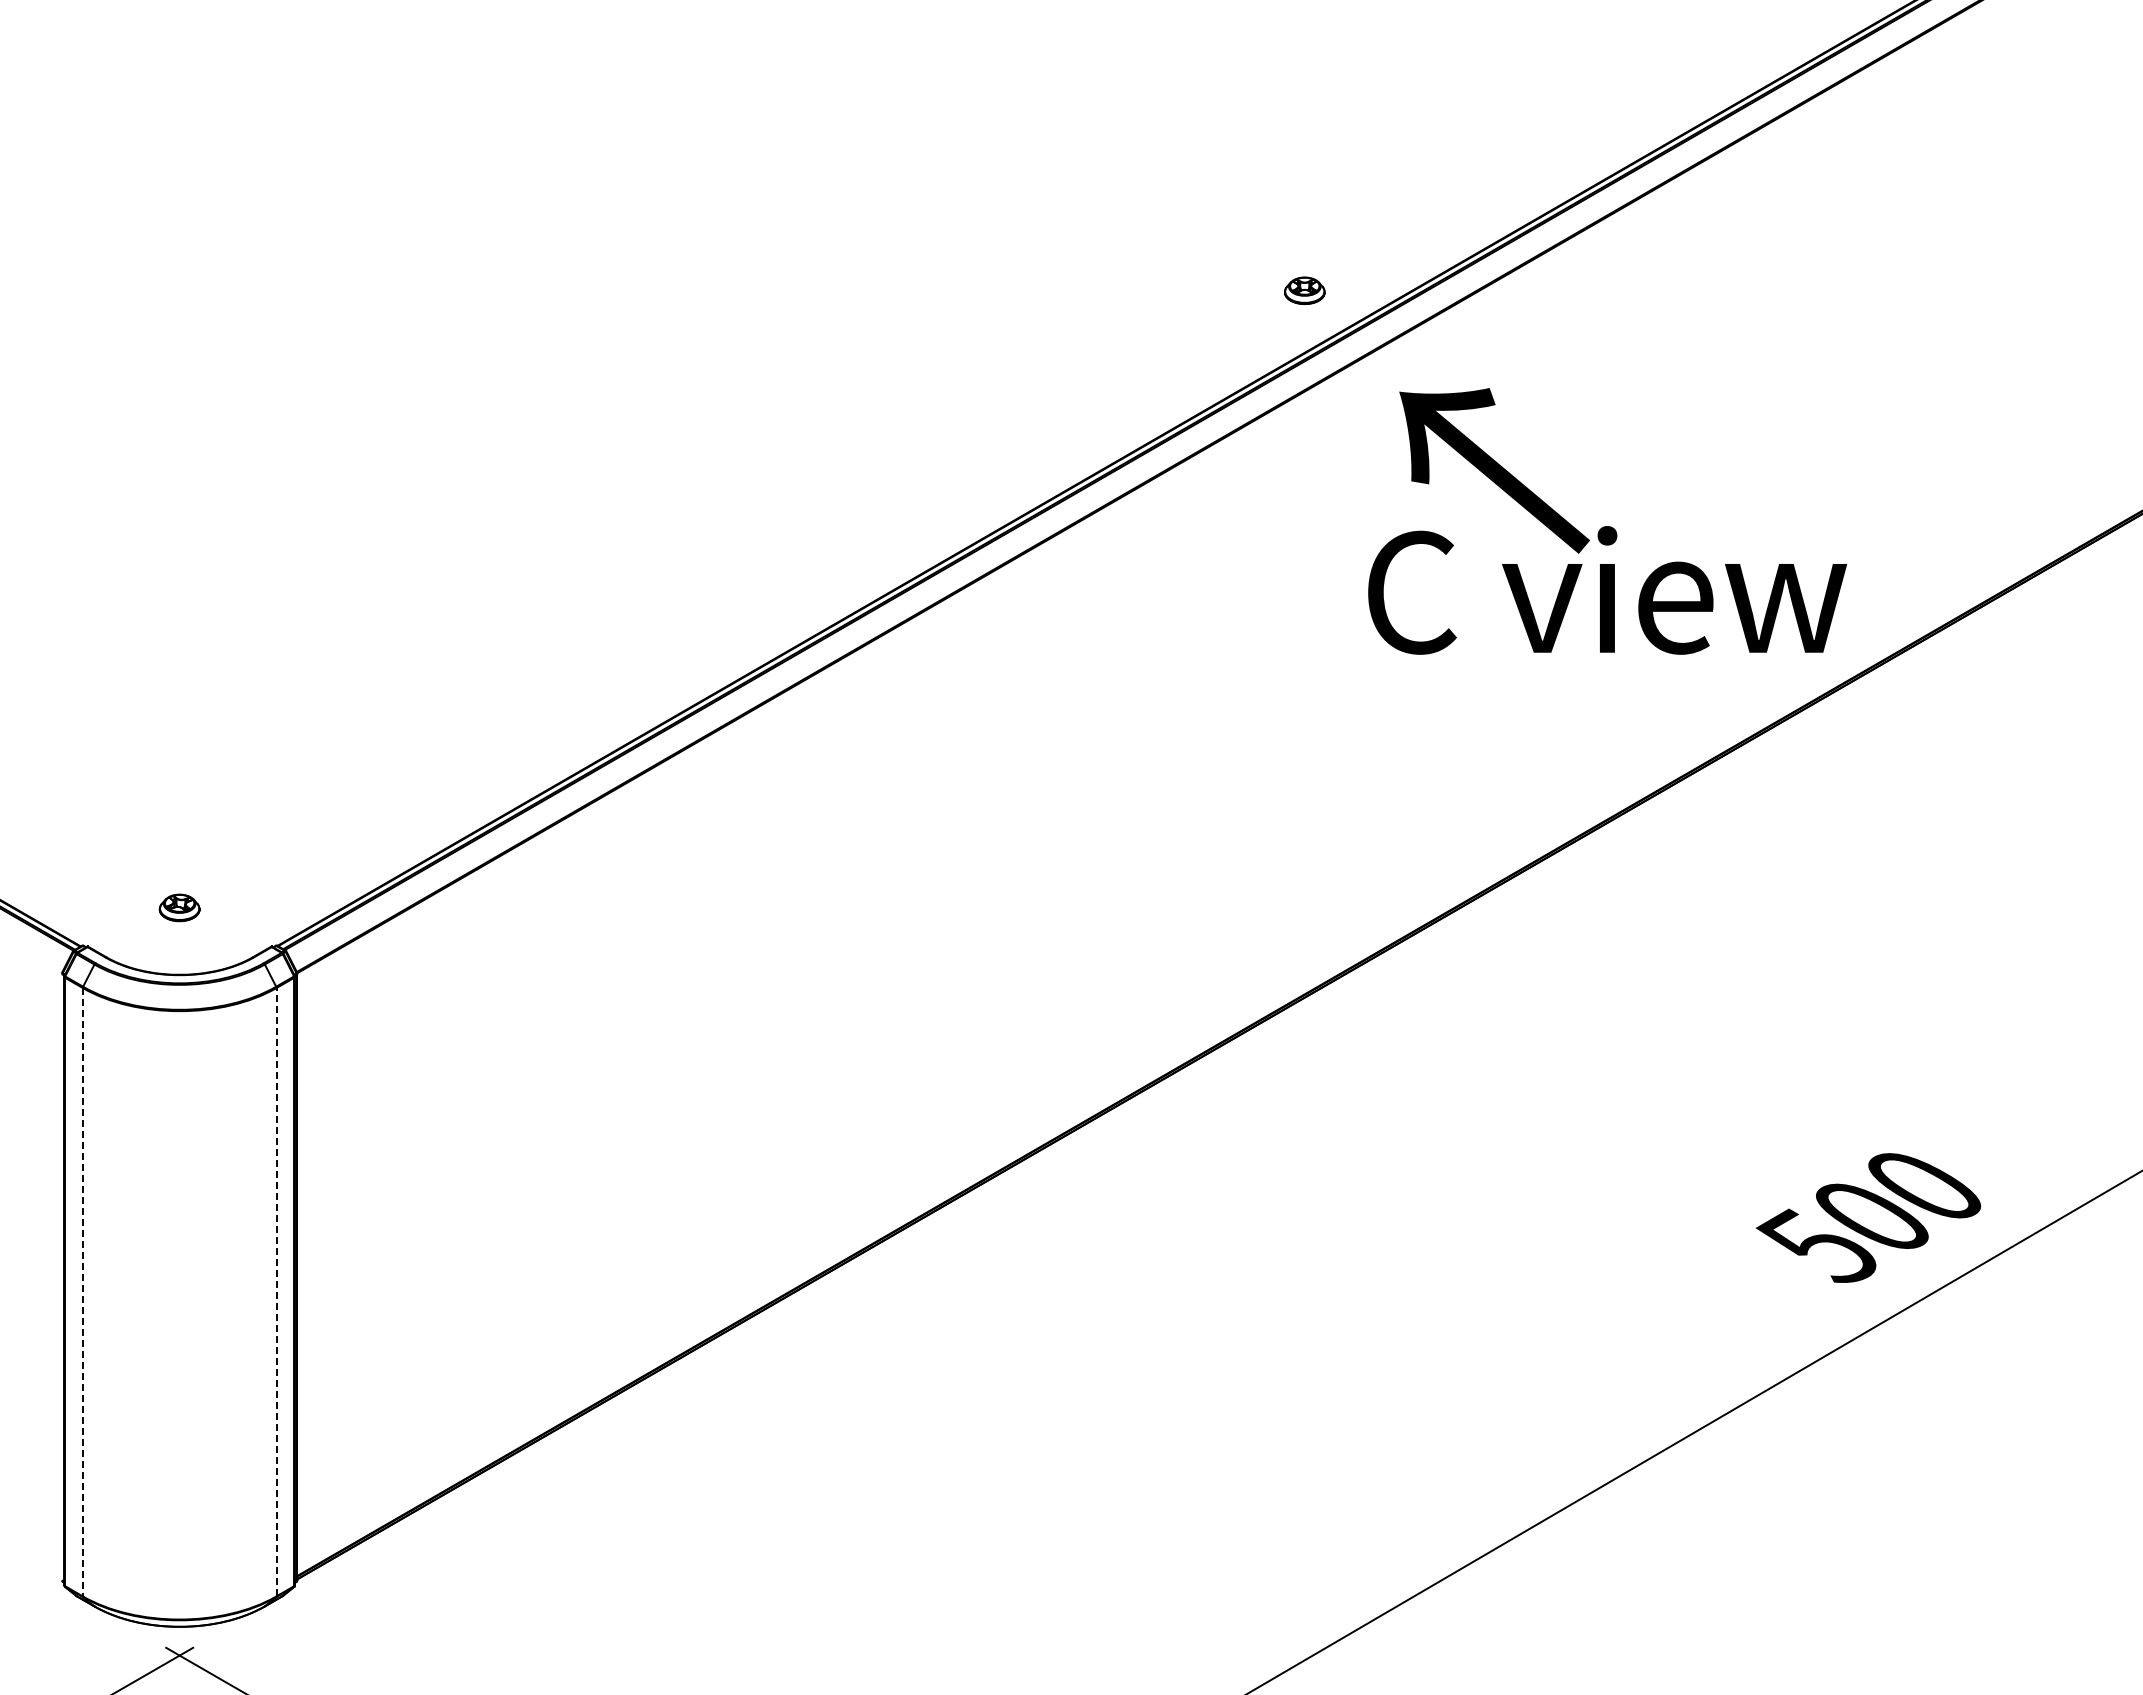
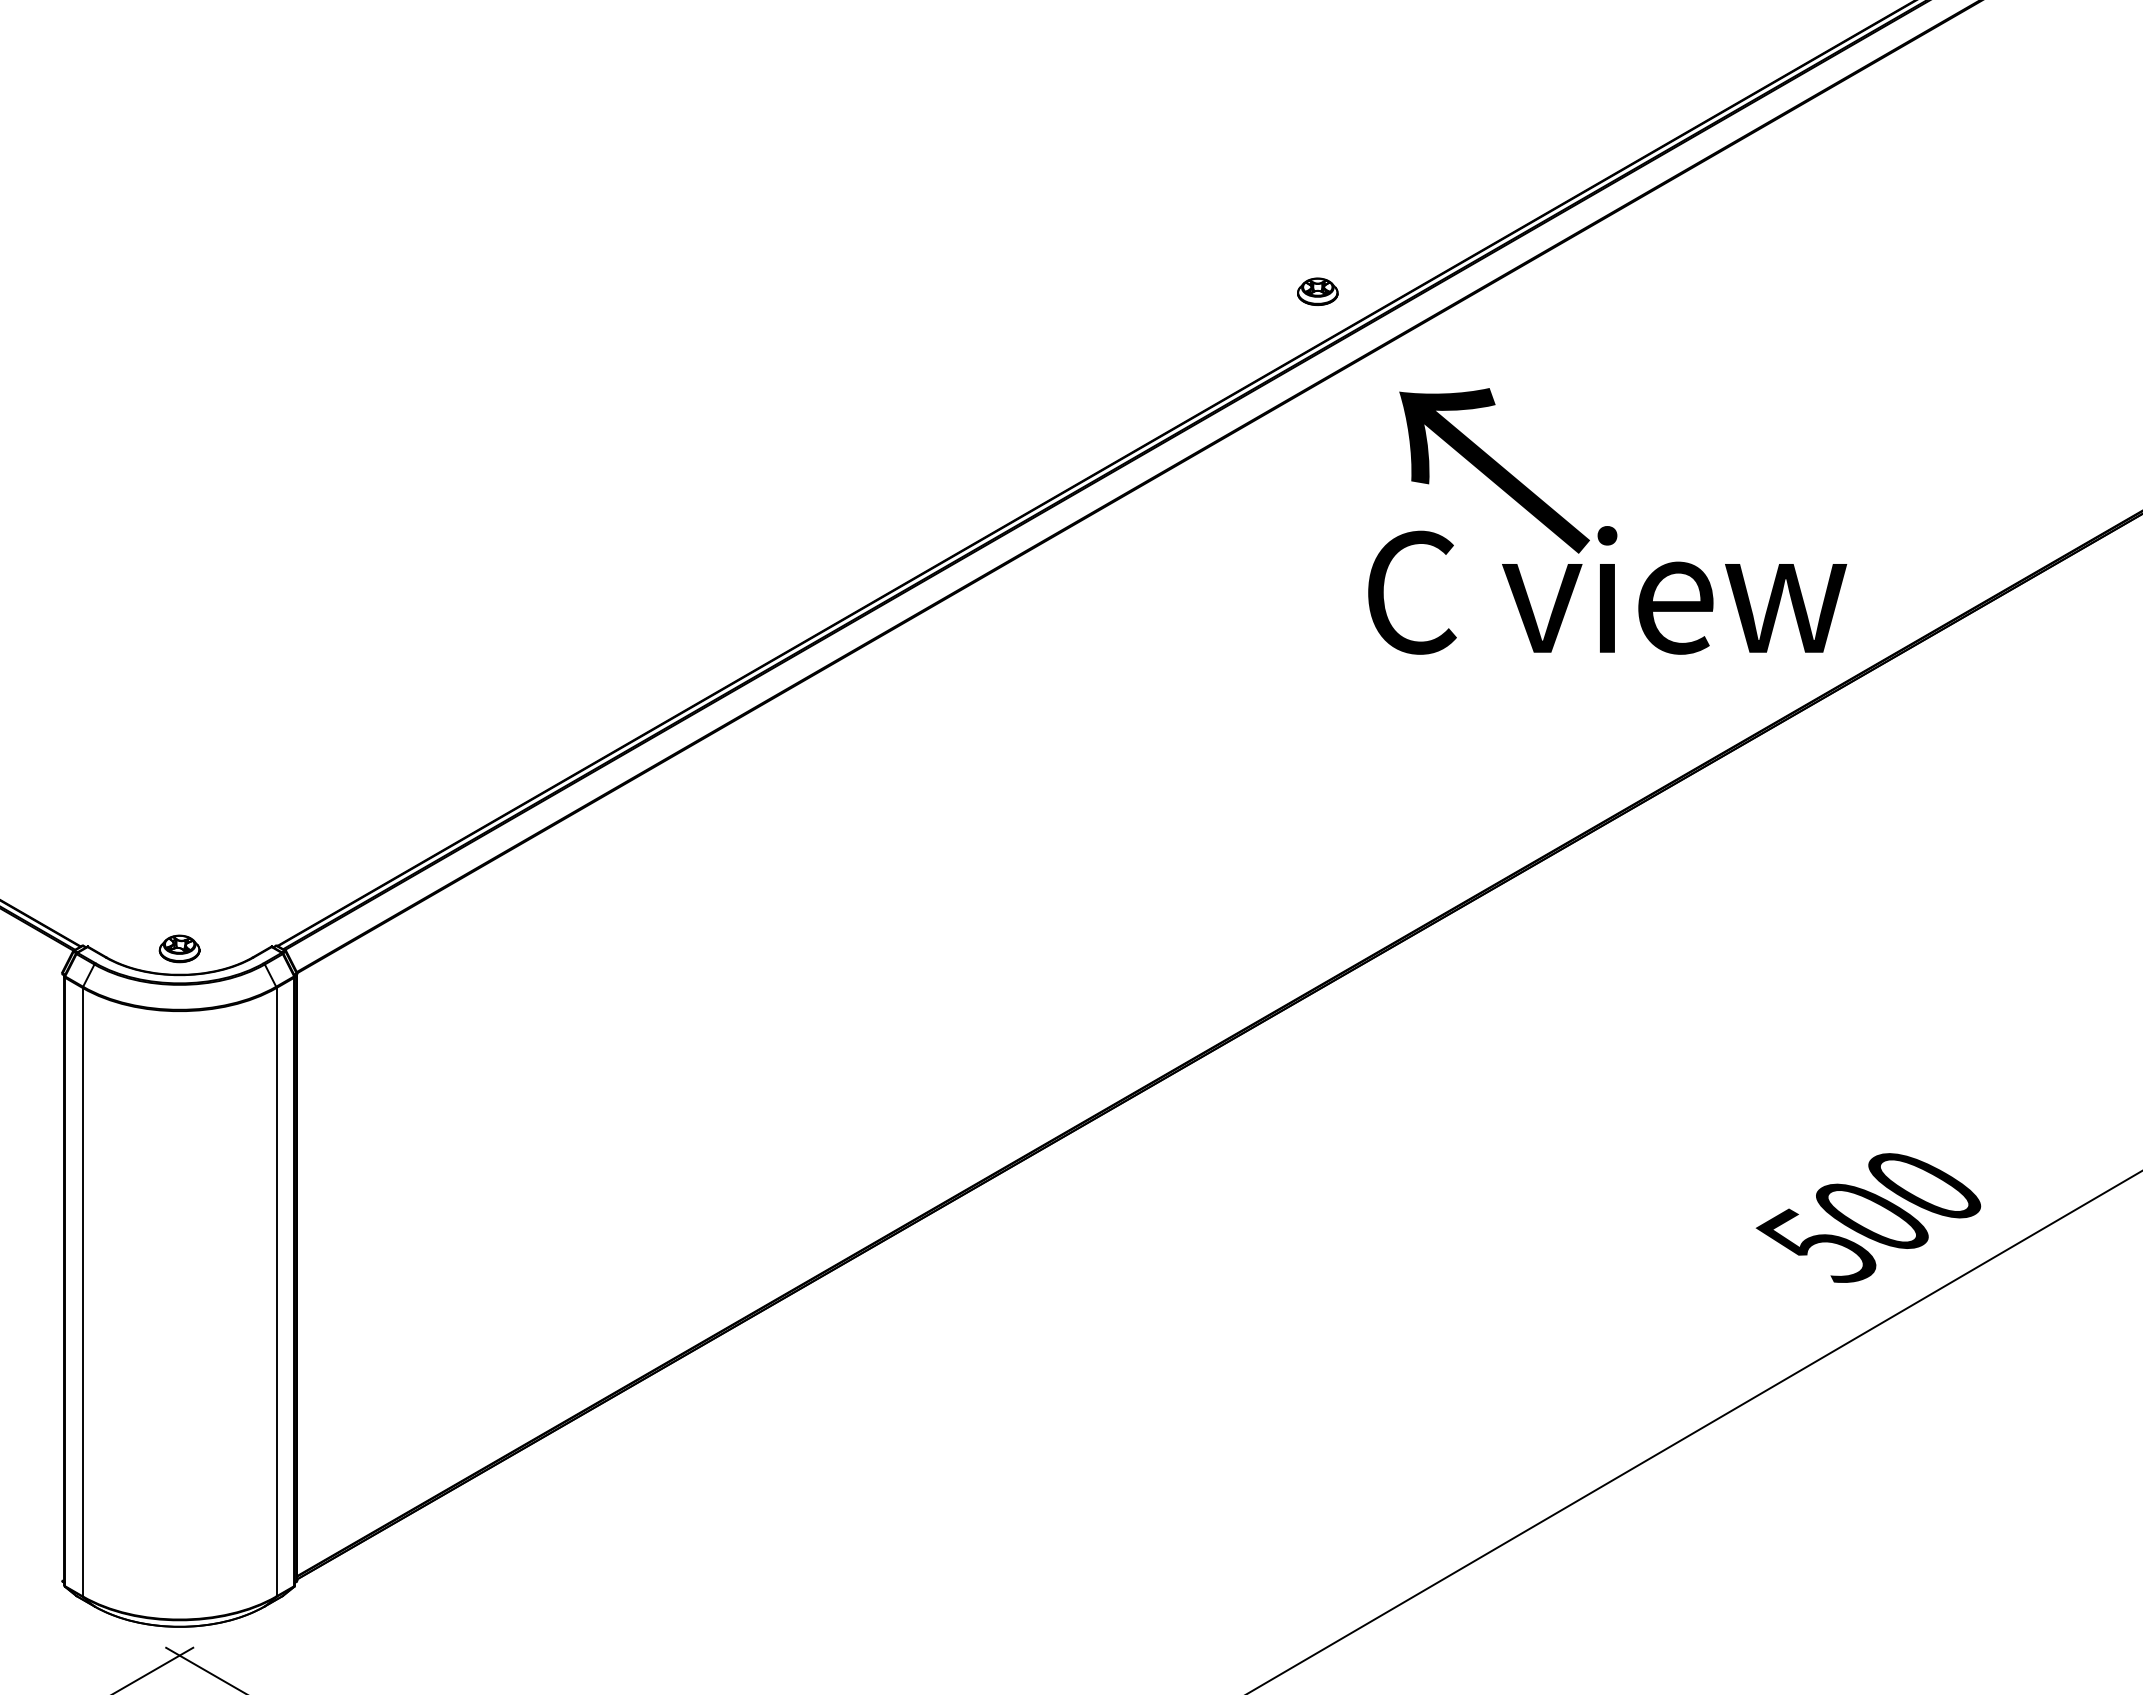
part position: (1304, 290) -> (1317, 291) (1317, 291)
part position: (179, 907) -> (179, 948) (179, 948)
line: dashed -> solid (276, 1291)
line: dashed -> solid (82, 1292)
